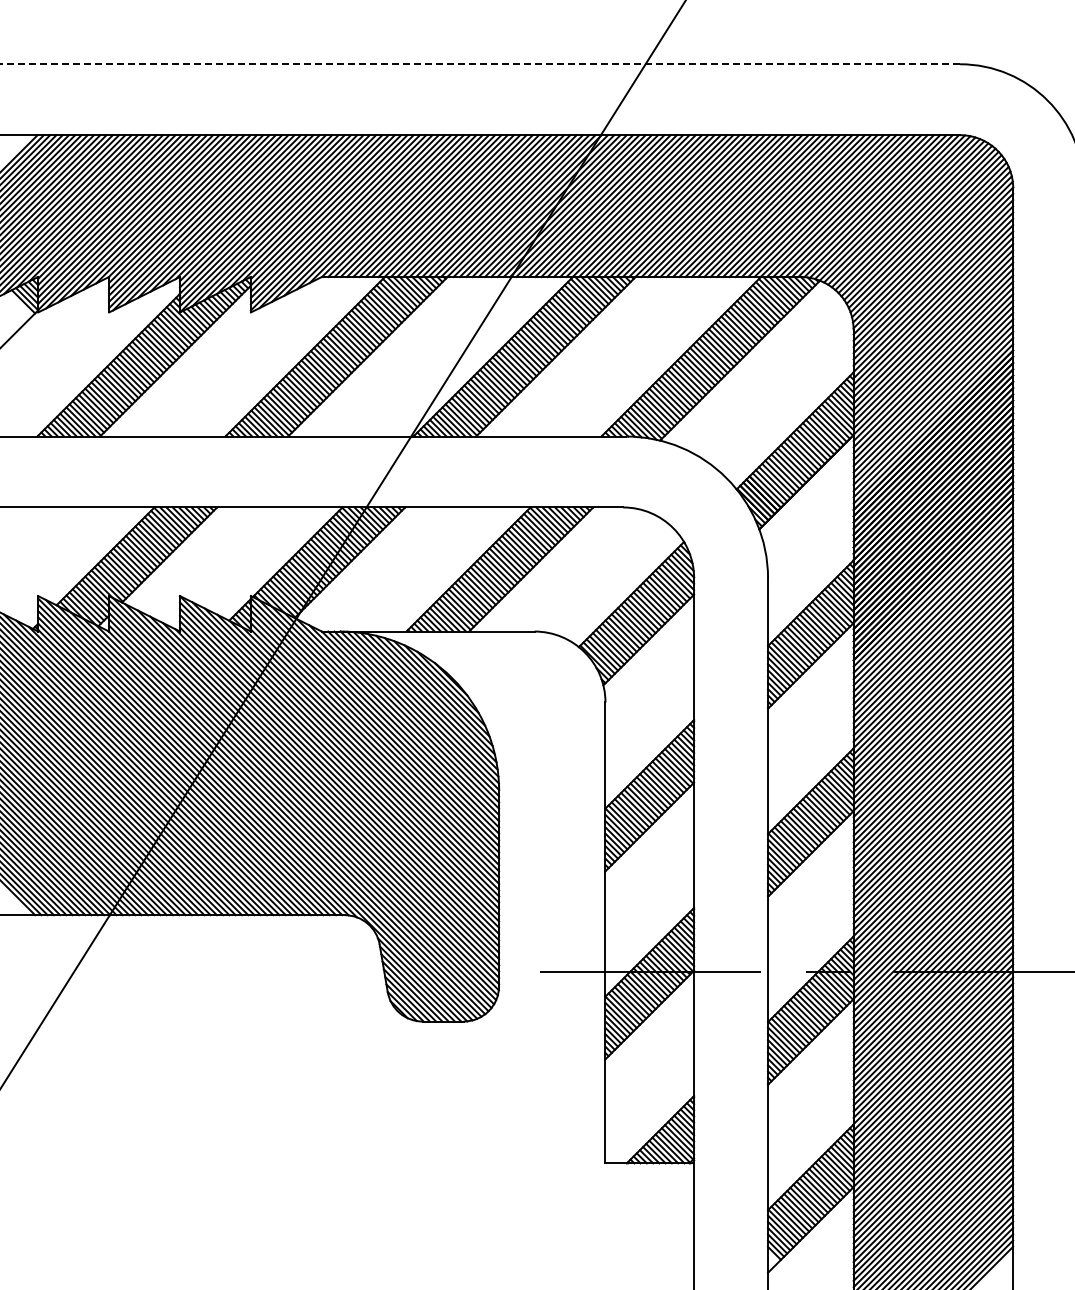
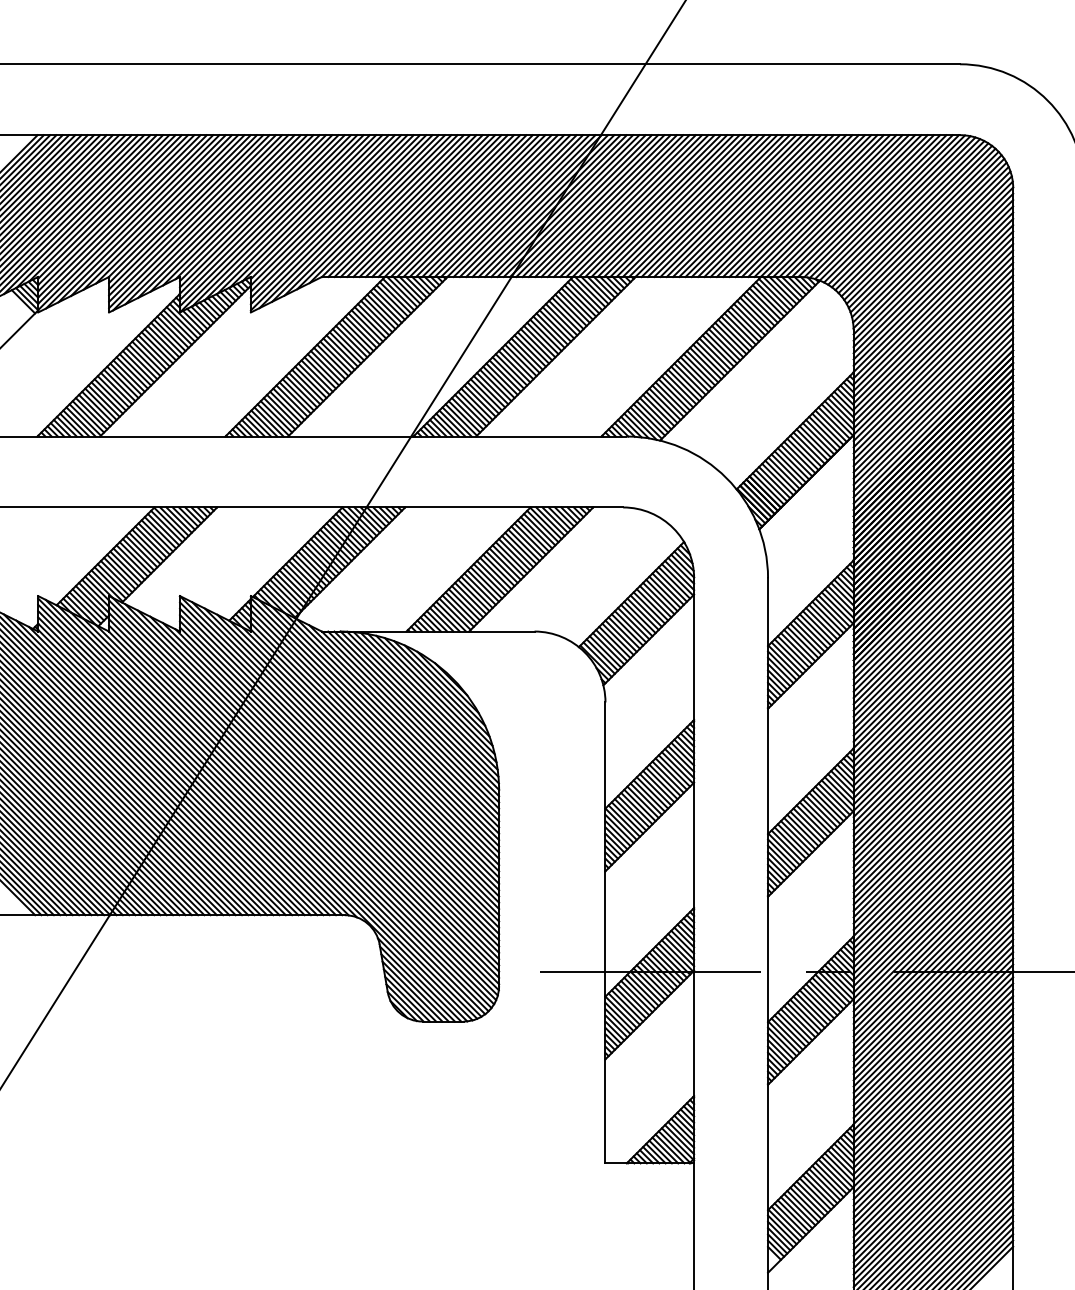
line: dashed -> solid (479, 64)
